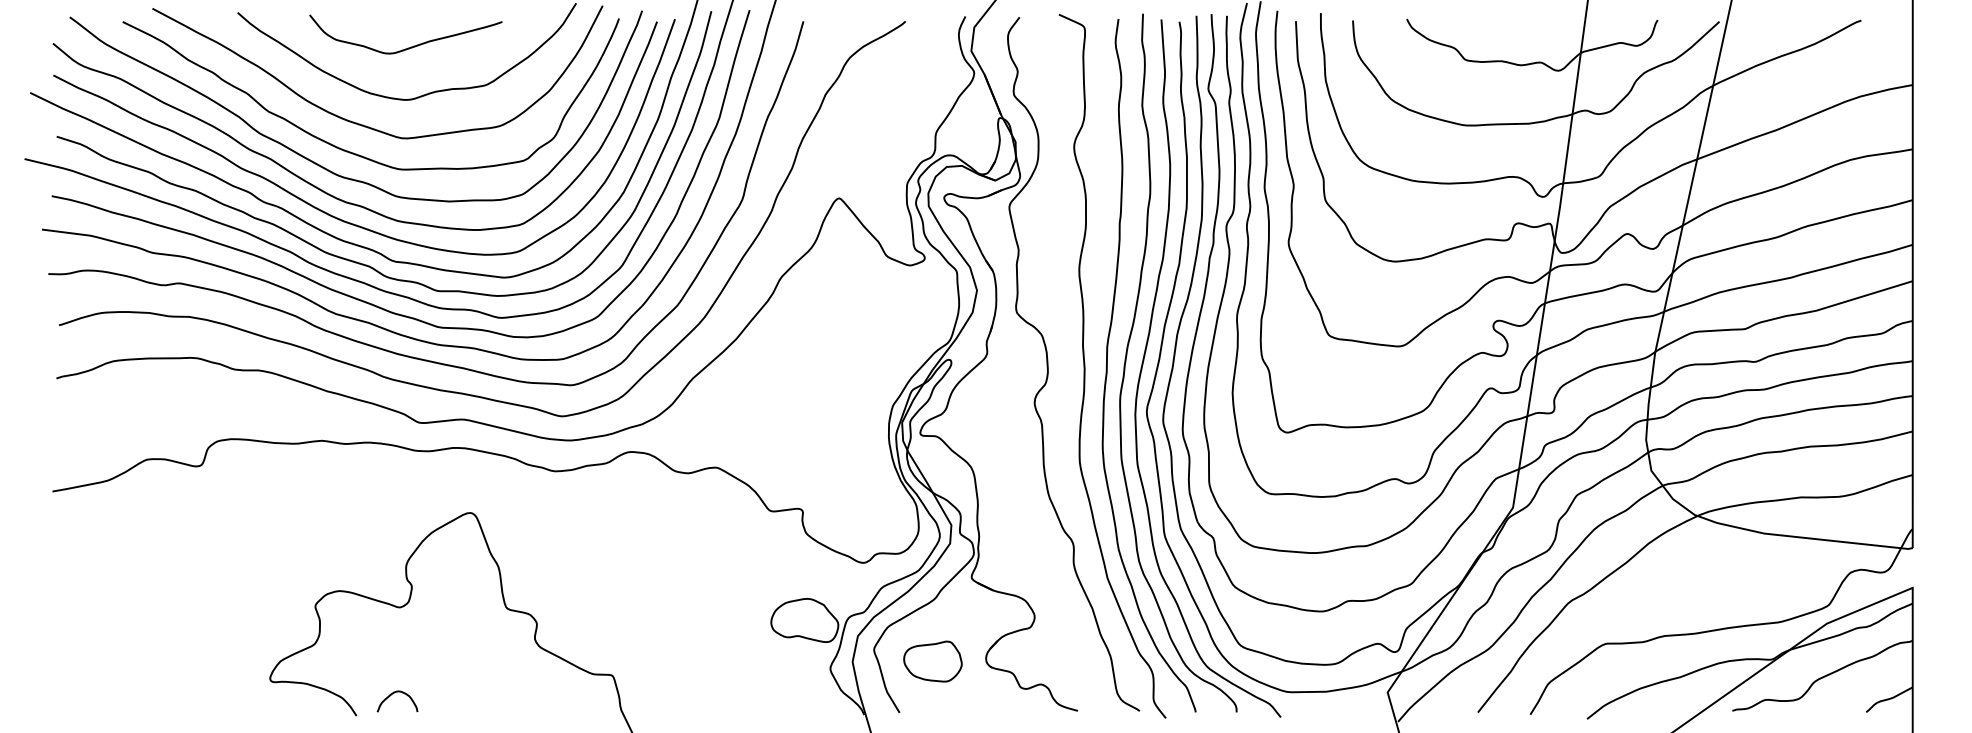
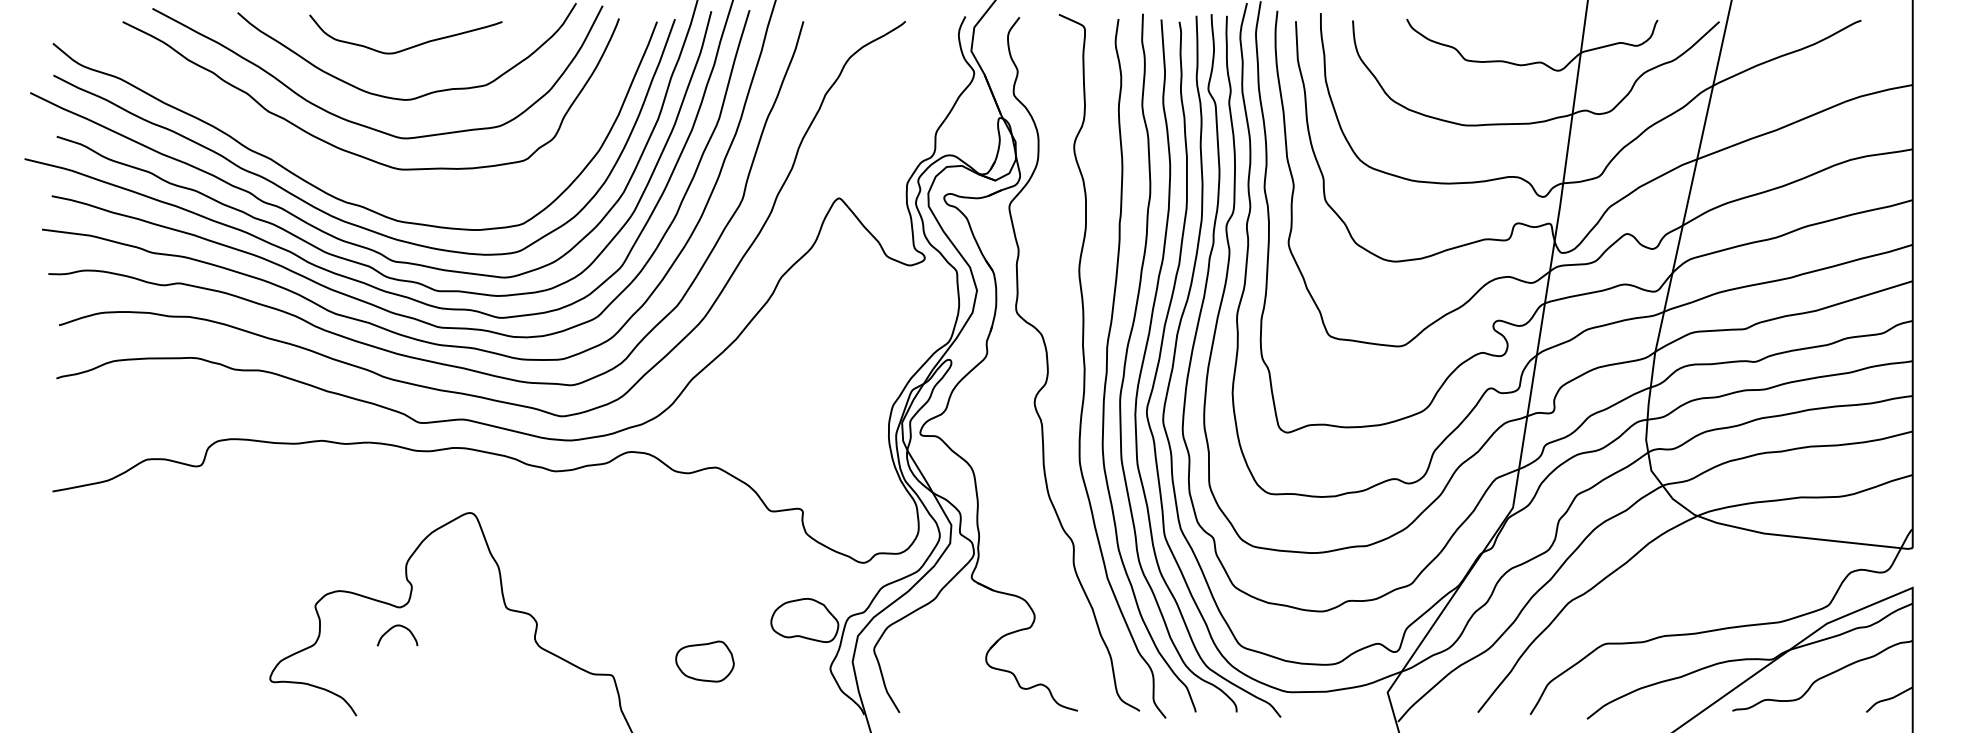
curve: present -> none (325, 167)
part position: (932, 661) -> (704, 661) (704, 661)
curve position: (393, 694) -> (393, 628) (393, 628)
